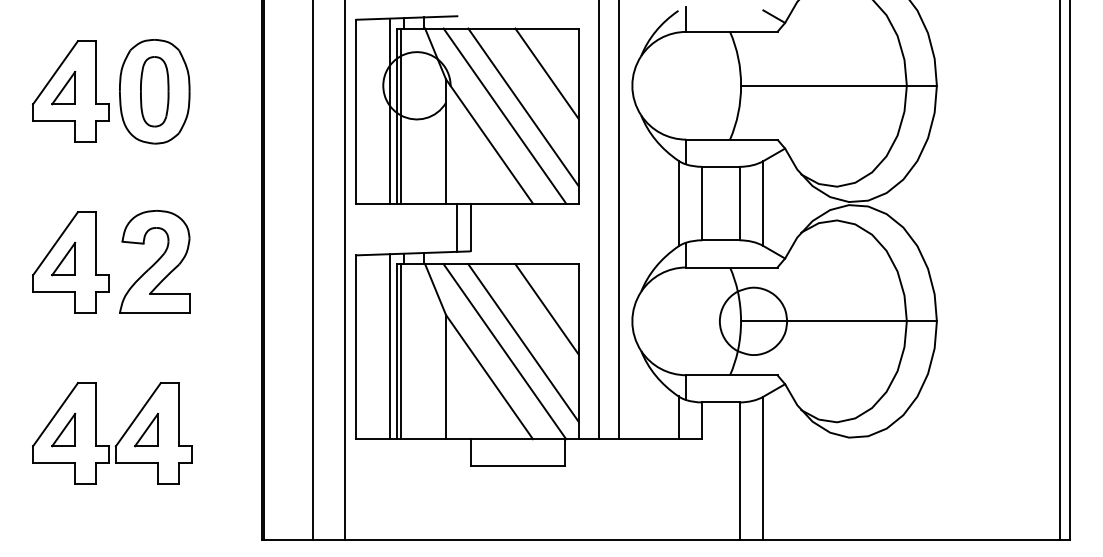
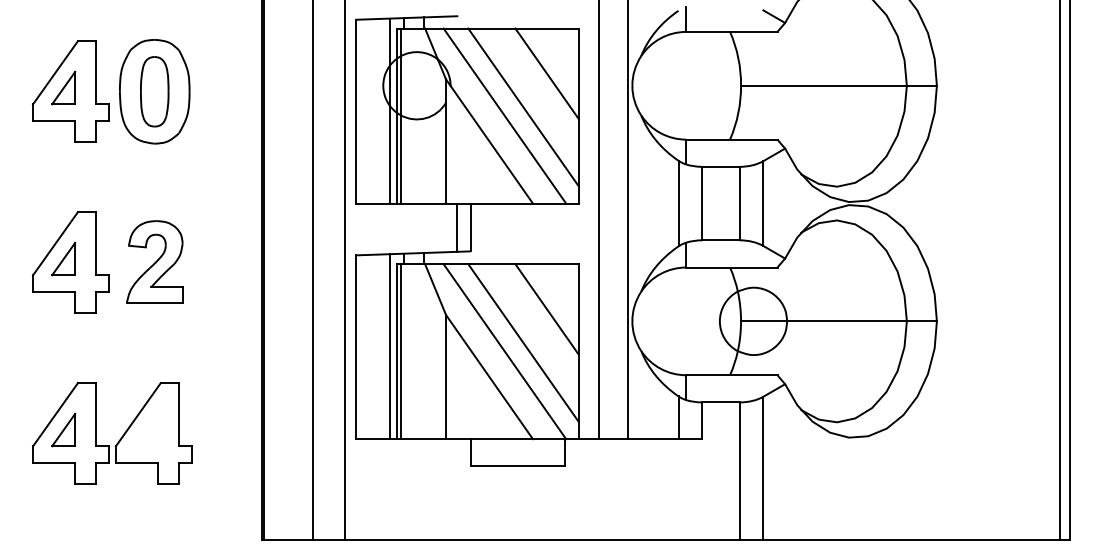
line position: (618, 220) -> (627, 220) (627, 220)
part size: 72x104 px -> 58x84 px (154, 261)
part: present -> none (146, 429)
